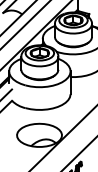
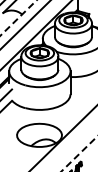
line: solid -> dashed (18, 18)
line: solid -> dashed (79, 153)
